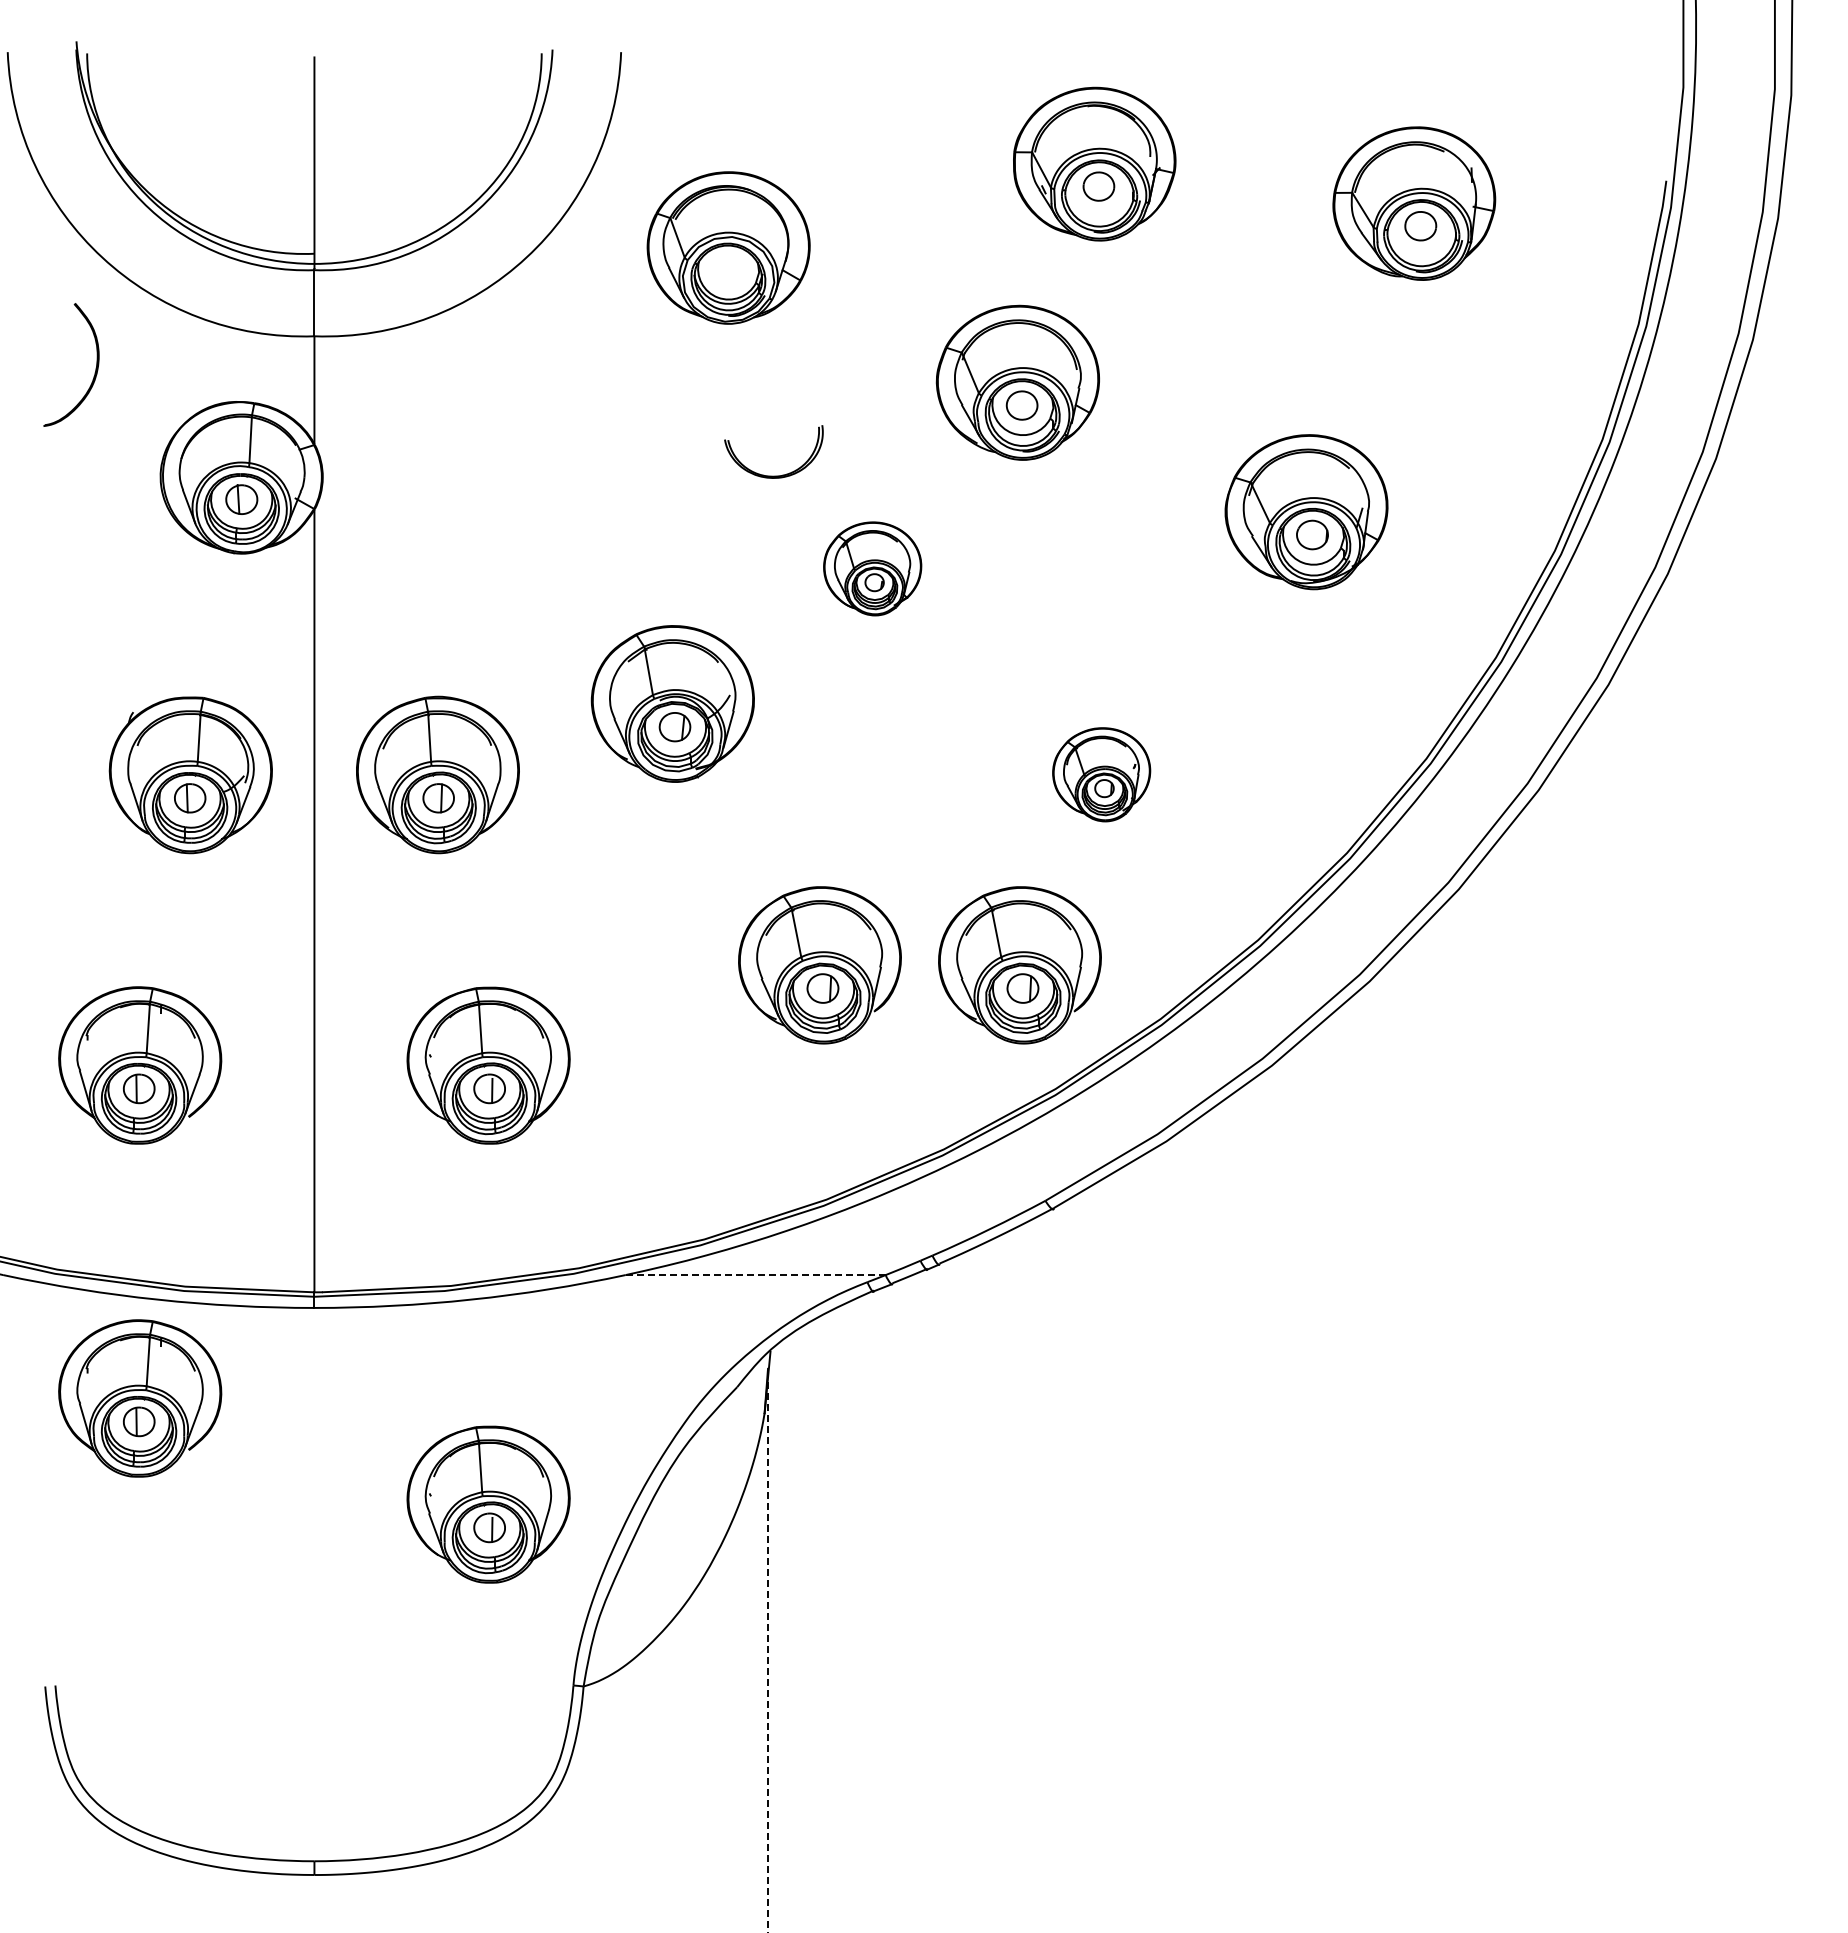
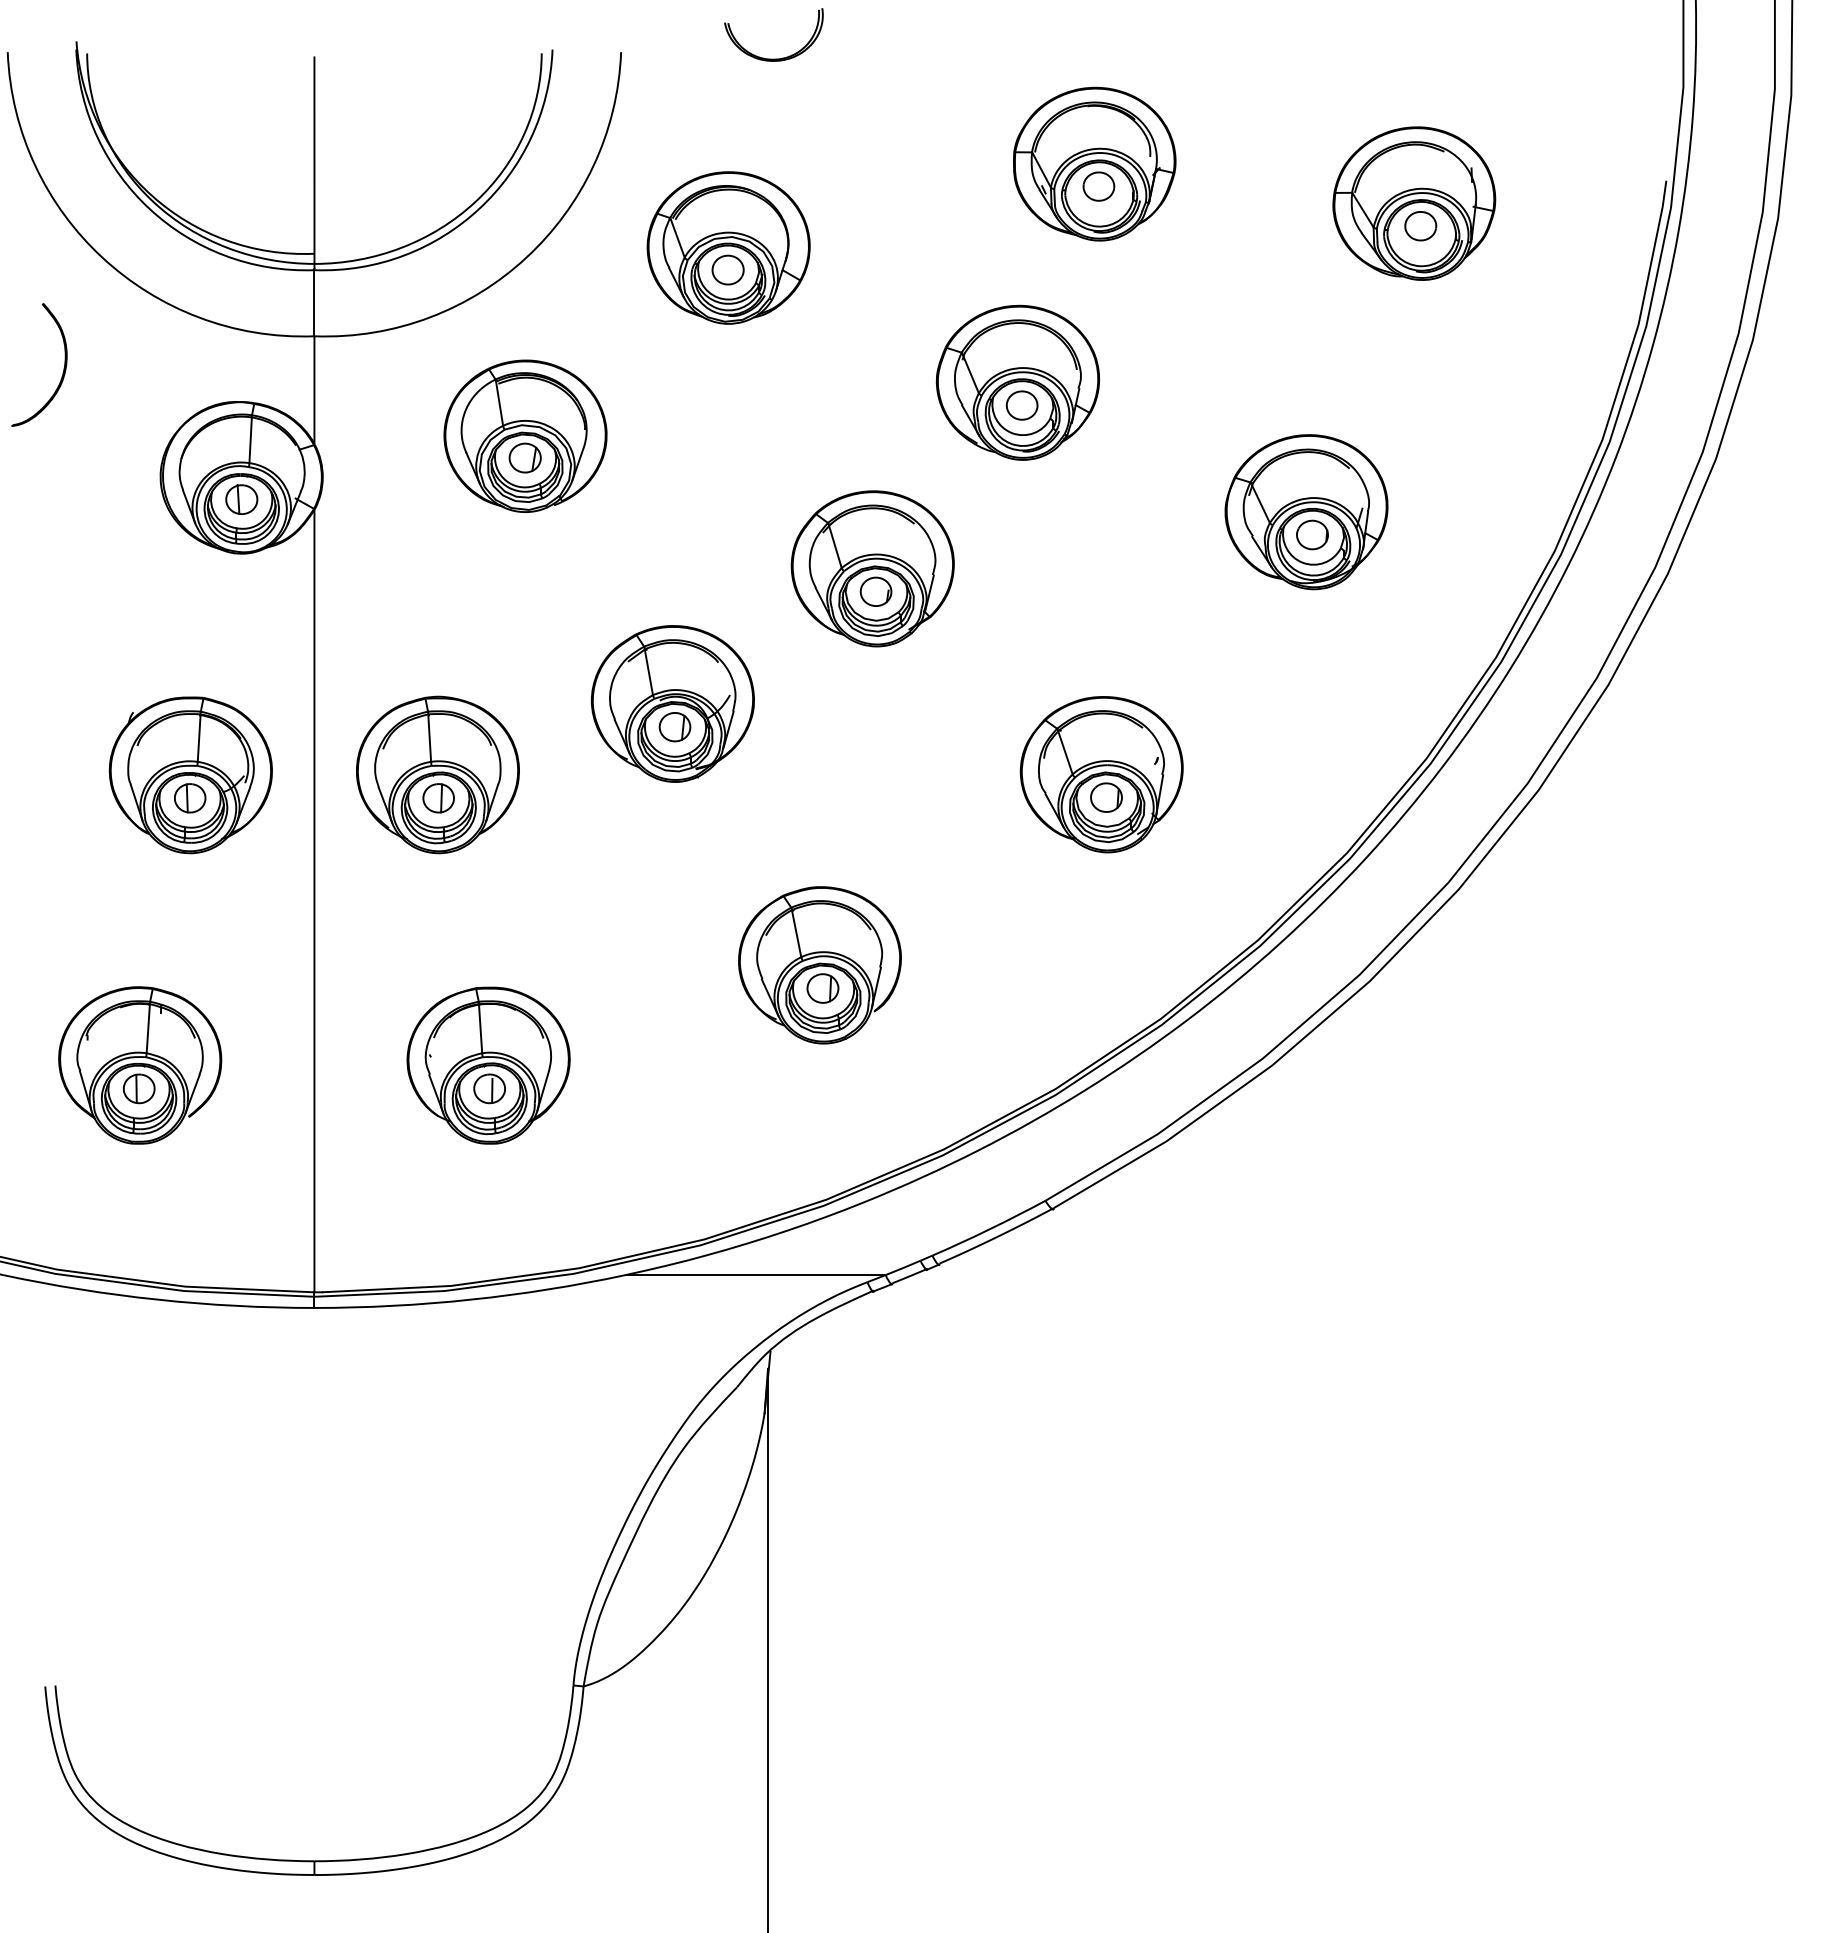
part: none -> present (727, 269)
part position: (95, 368) -> (63, 368) (63, 368)
part: none -> present (525, 435)
part position: (773, 475) -> (773, 58) (773, 58)
part size: 100x96 px -> 165x158 px (872, 568)
part size: 100x96 px -> 165x158 px (1101, 774)
part: present -> none (1019, 965)
line: dashed -> solid (756, 1275)
part: present -> none (140, 1398)
part: present -> none (488, 1504)
line: dashed -> solid (768, 1650)
